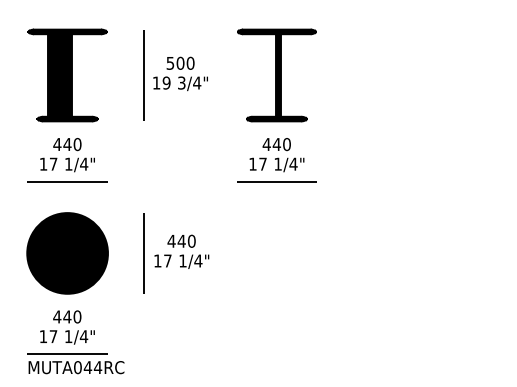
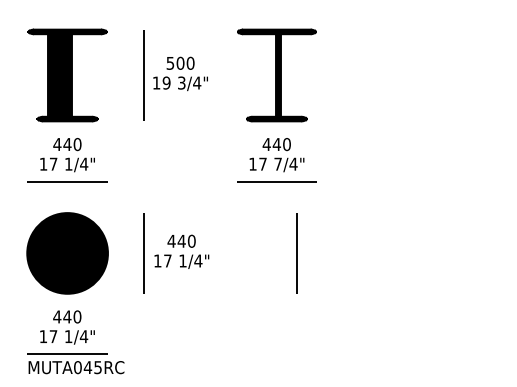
text: 1/4" -> 7/4" (277, 163)
line: none -> present (296, 253)
text: MUTA044RC -> MUTA045RC (97, 367)
